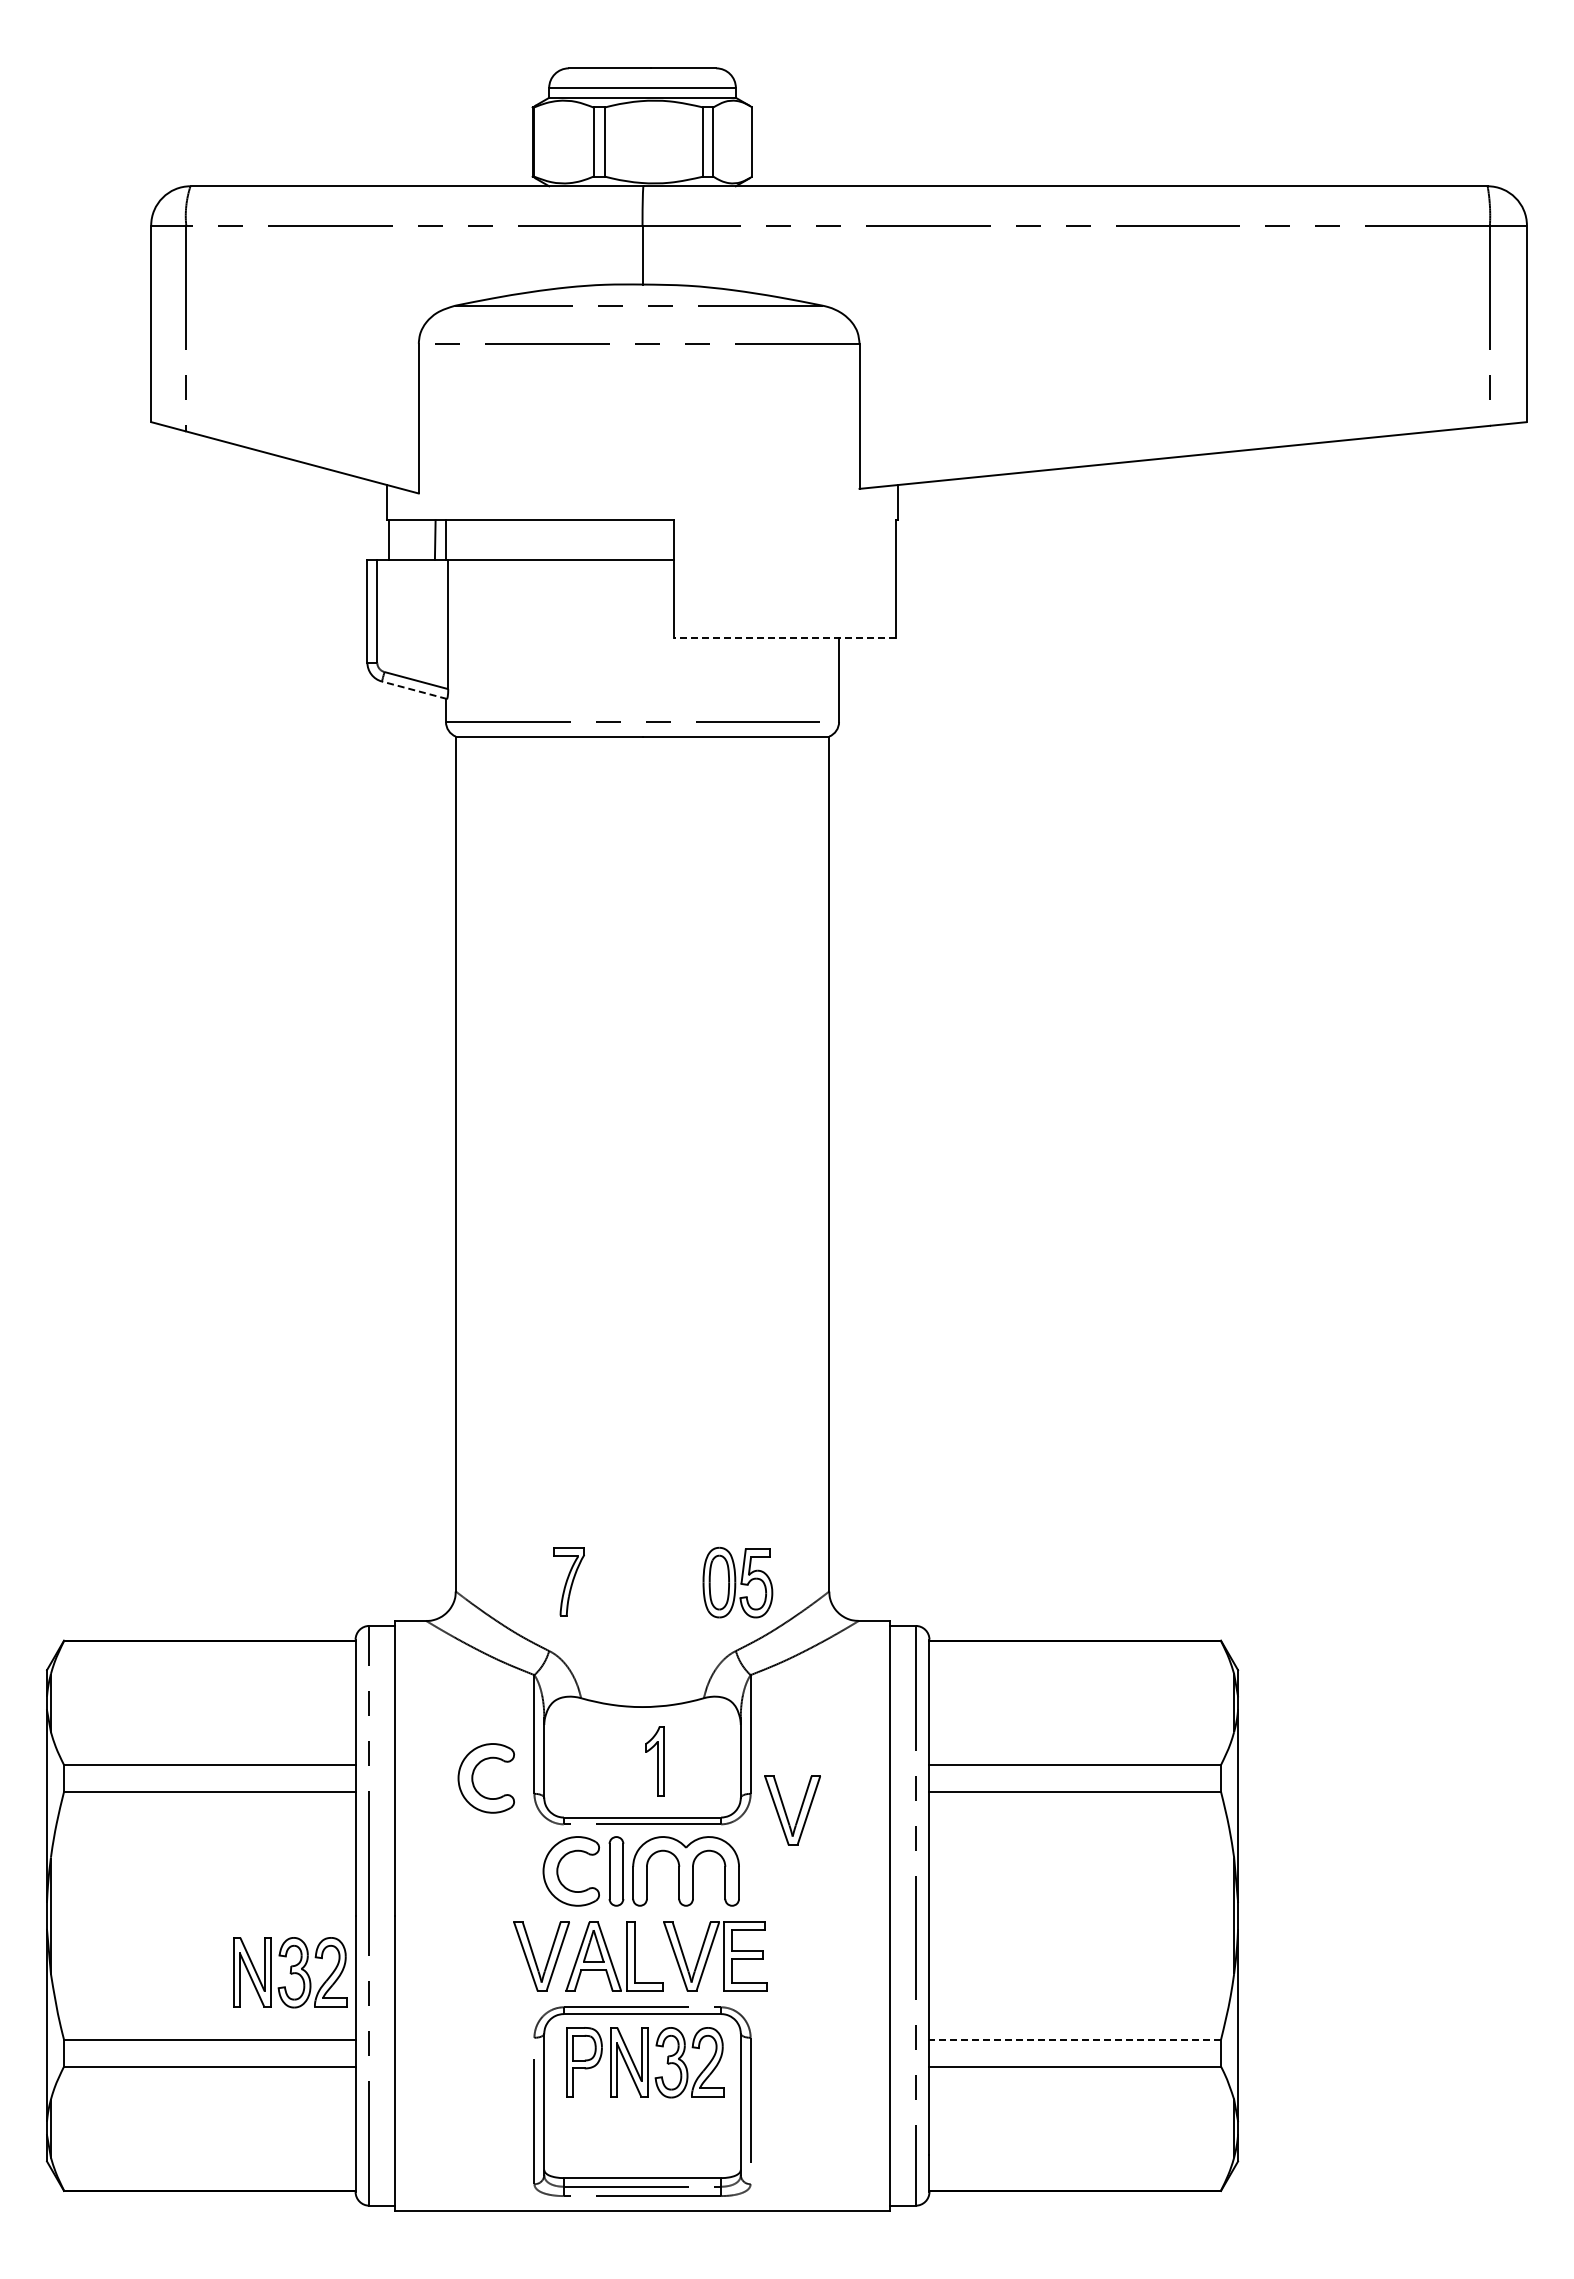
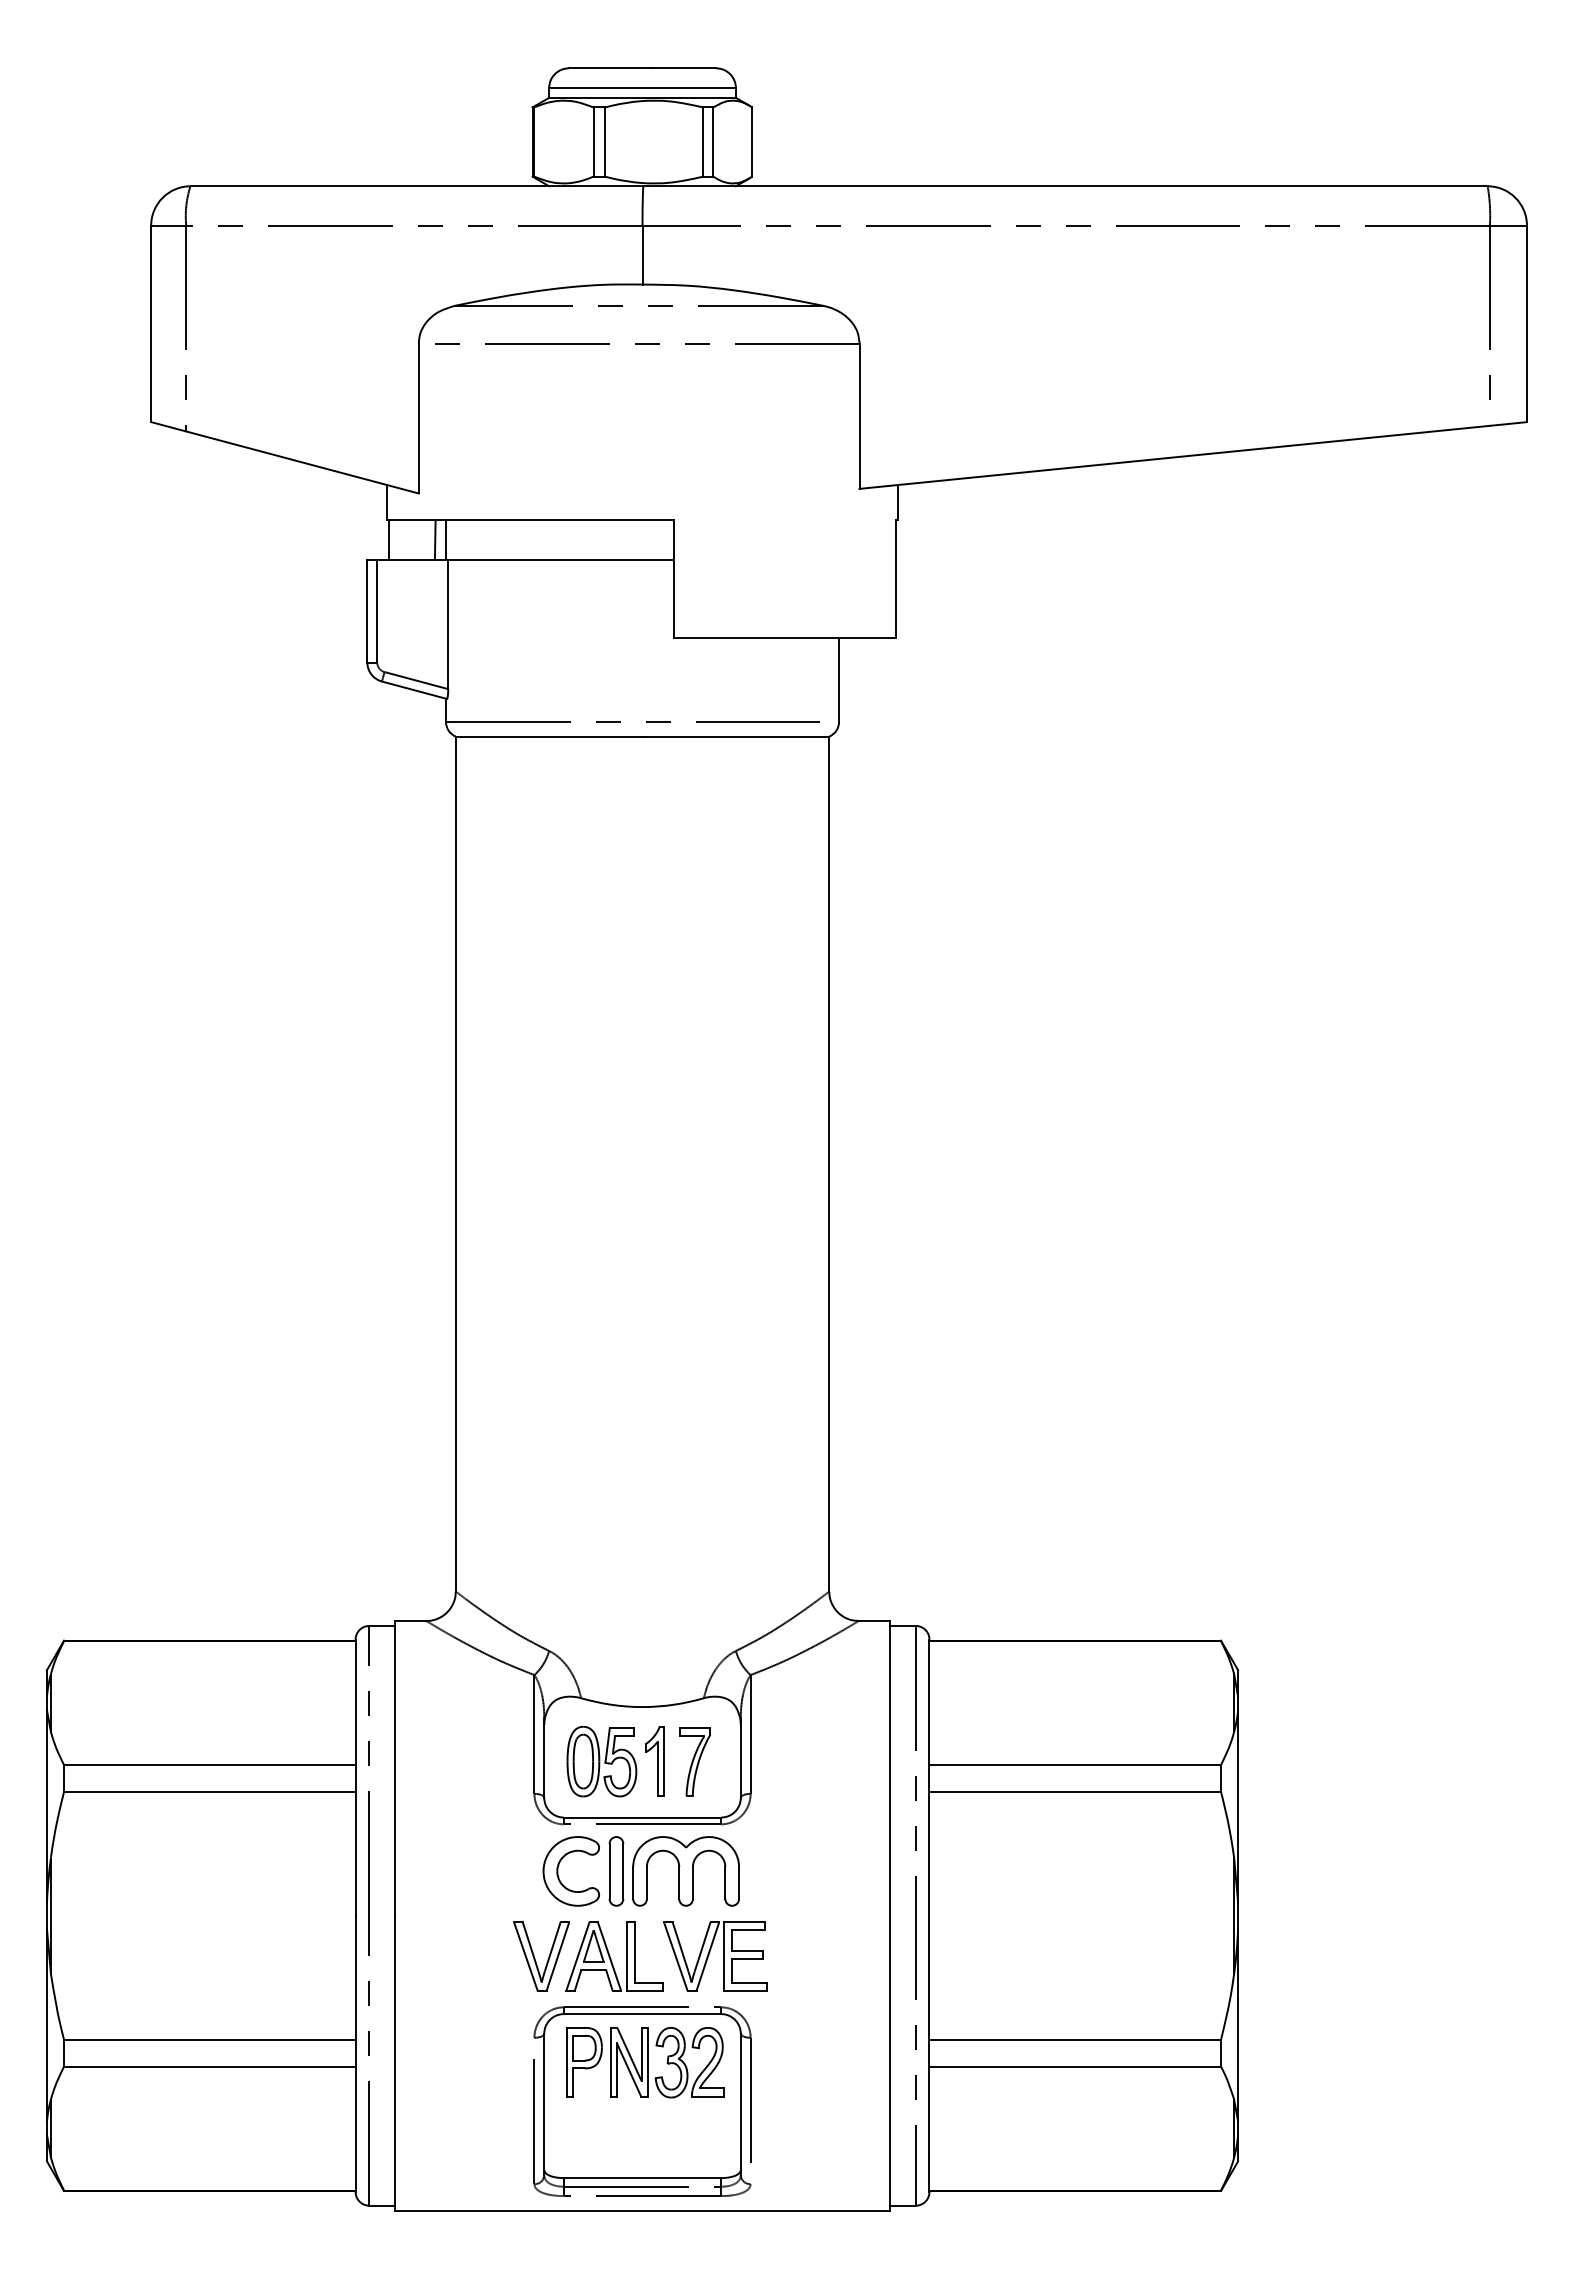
line: dashed -> solid (784, 638)
line: dashed -> solid (414, 690)
part position: (568, 1581) -> (694, 1761) (694, 1761)
part position: (737, 1582) -> (601, 1761) (601, 1761)
part: present -> none (473, 1778)
part: present -> none (786, 1812)
part: present -> none (290, 1972)
line: dashed -> solid (1075, 2039)
